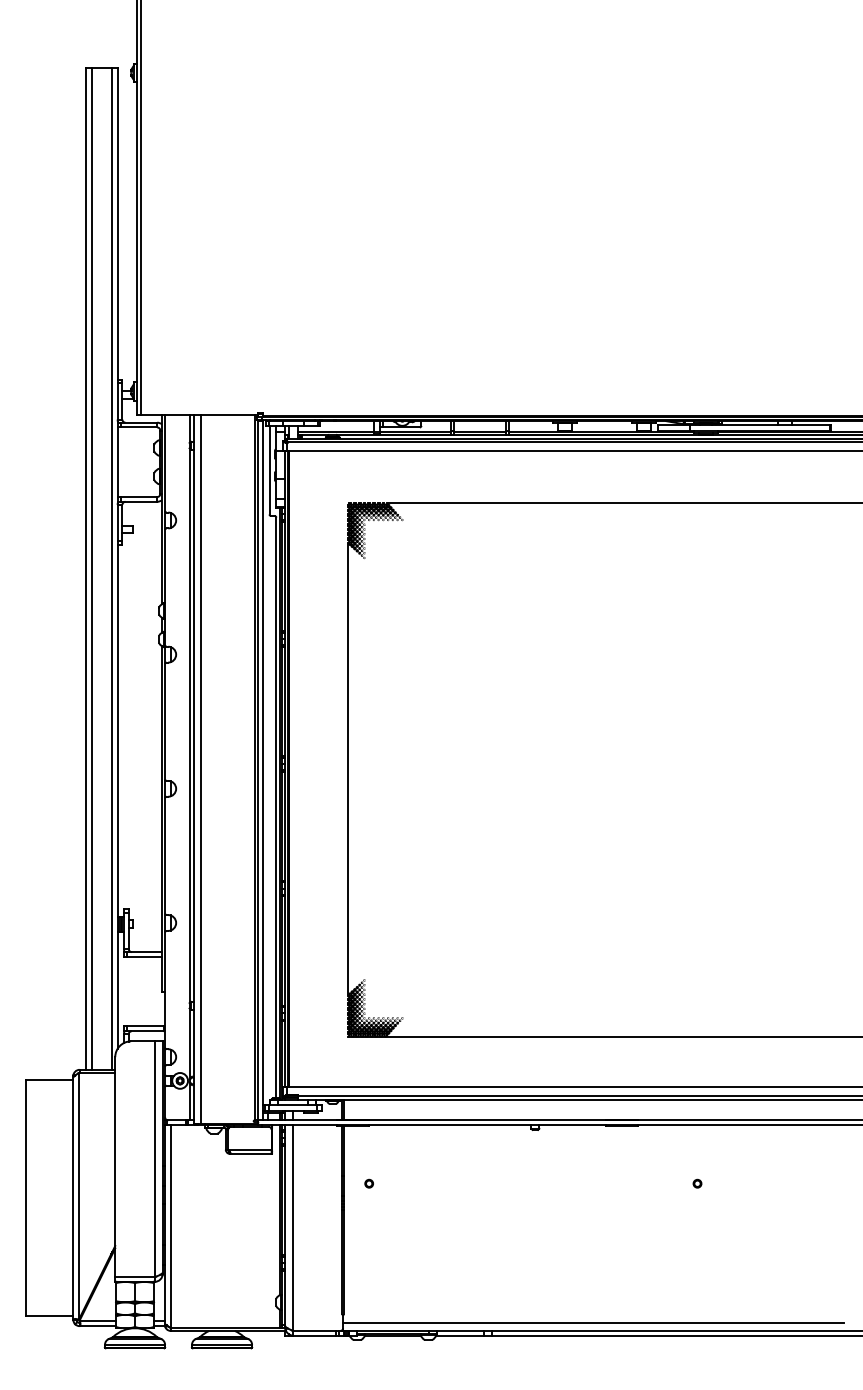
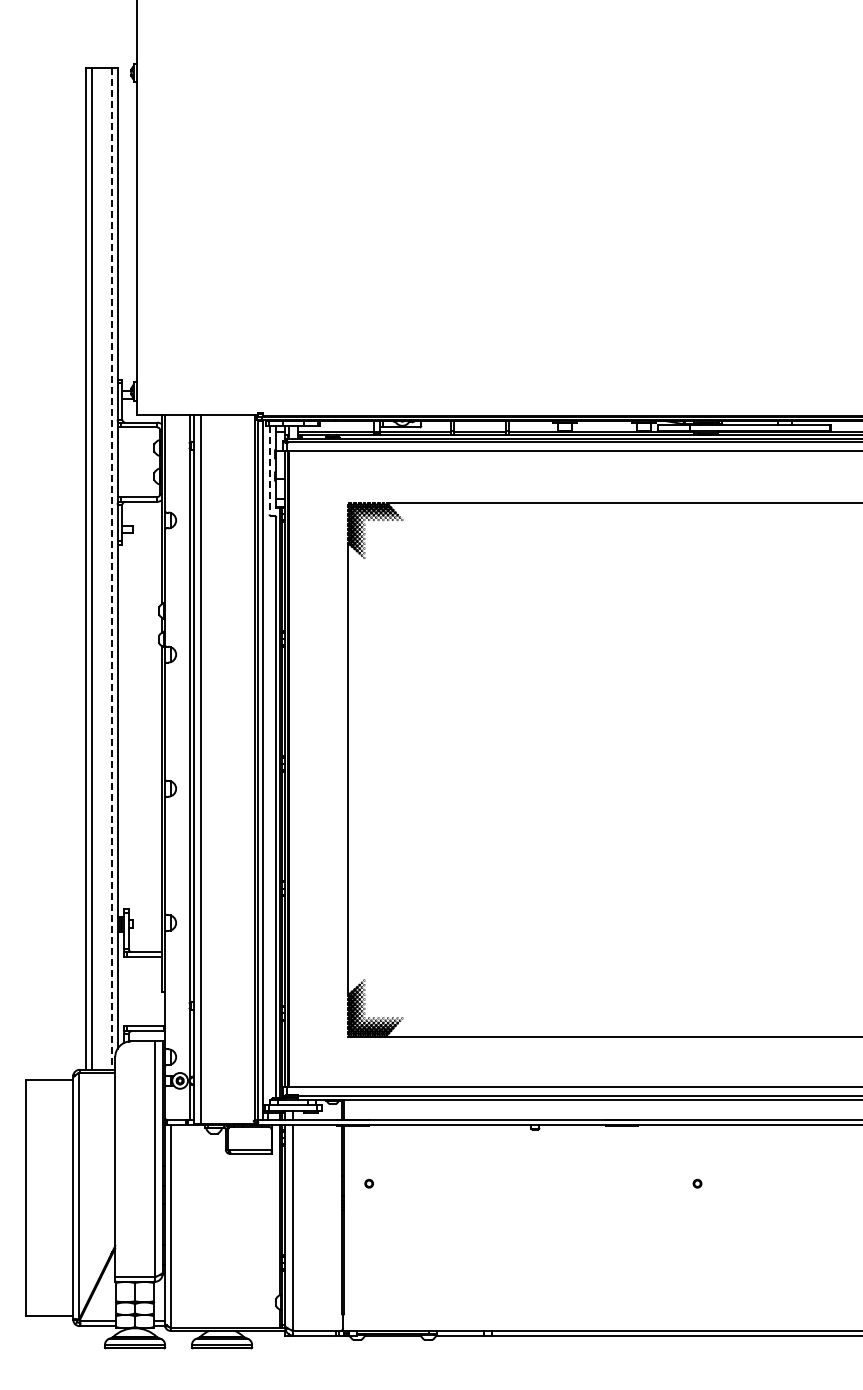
line: present -> none (140, 208)
line: solid -> dashed (269, 470)
line: solid -> dashed (112, 569)
line: present -> none (593, 1322)
